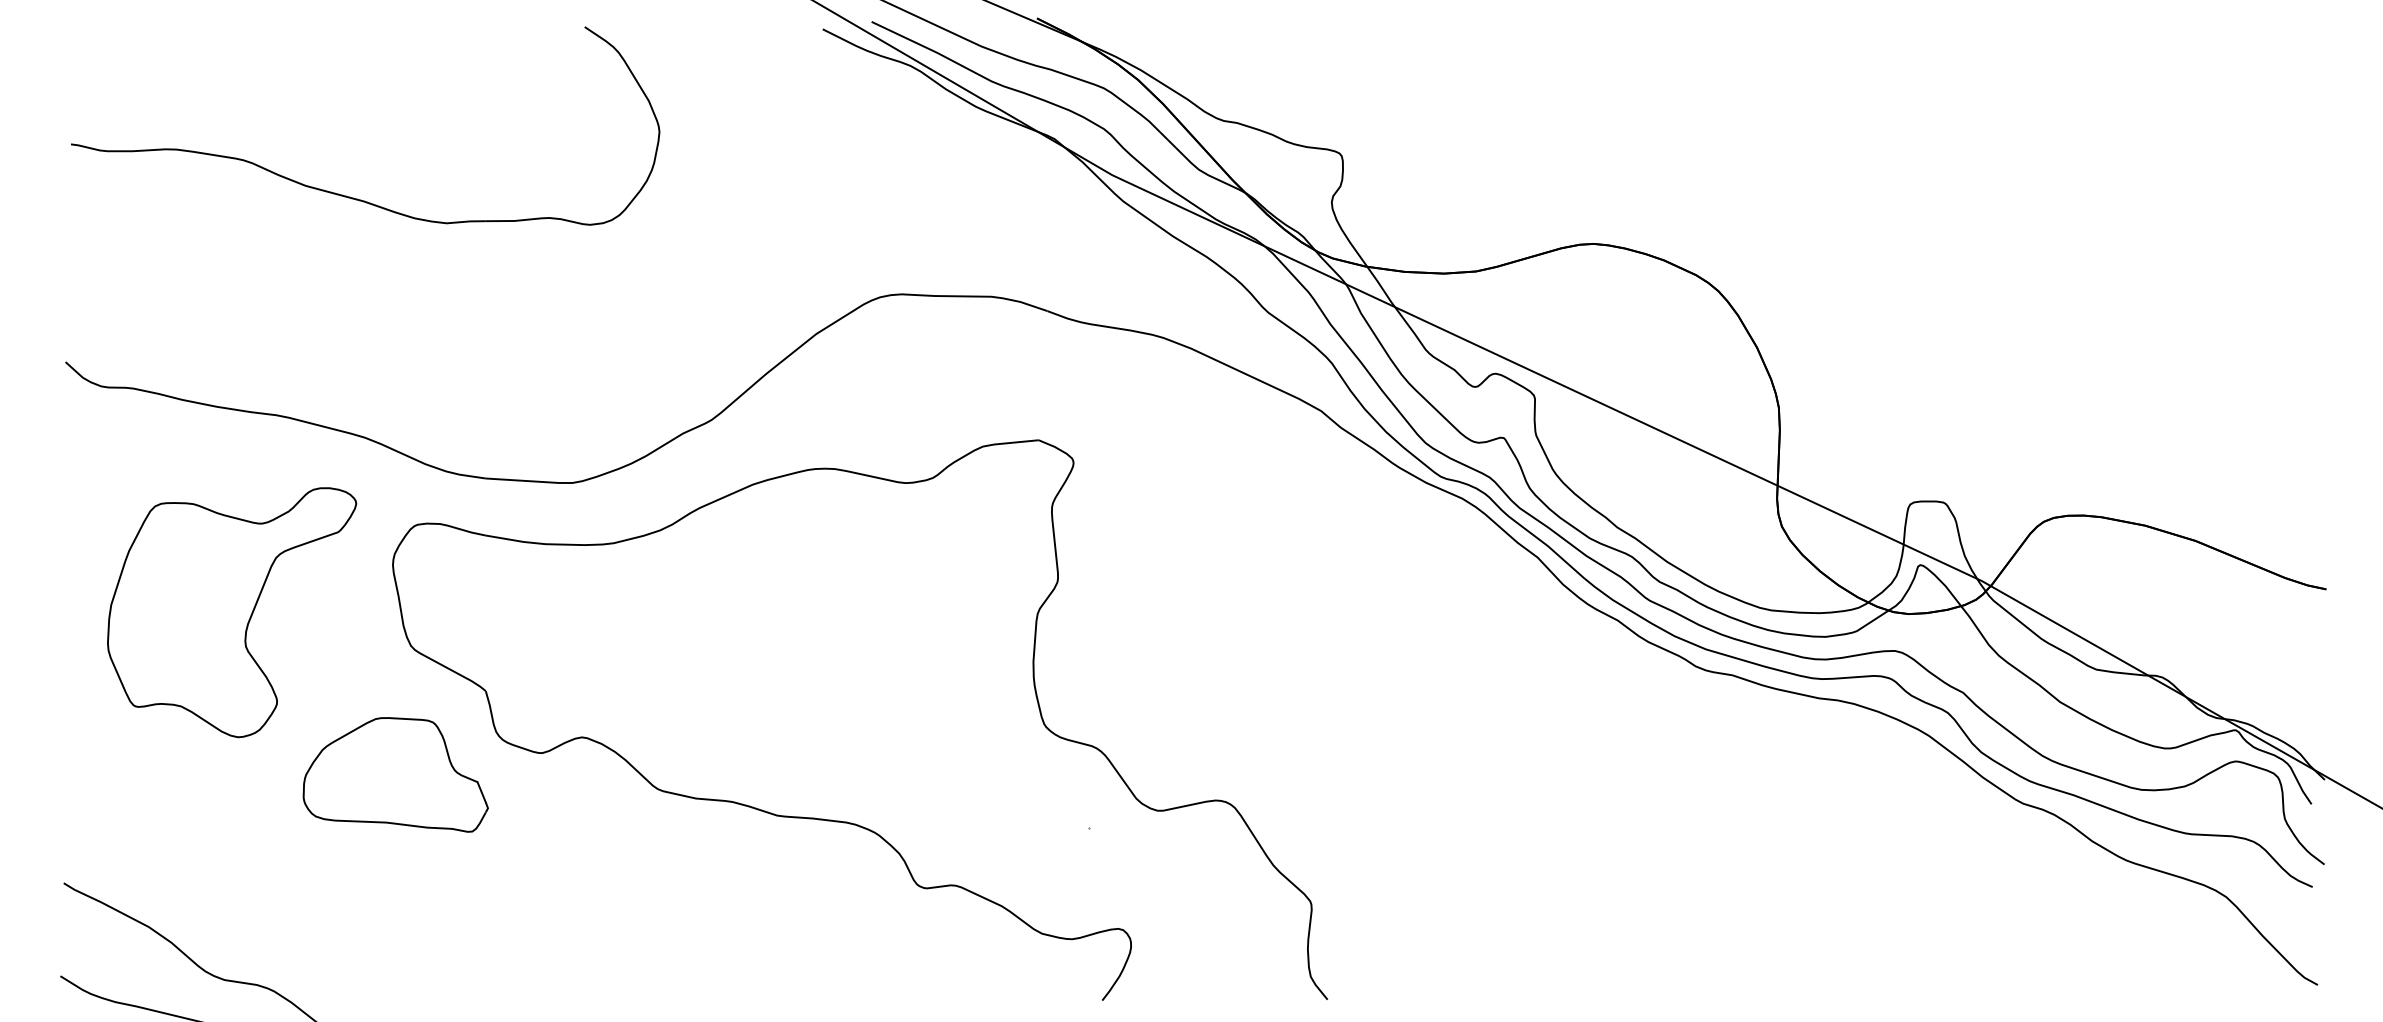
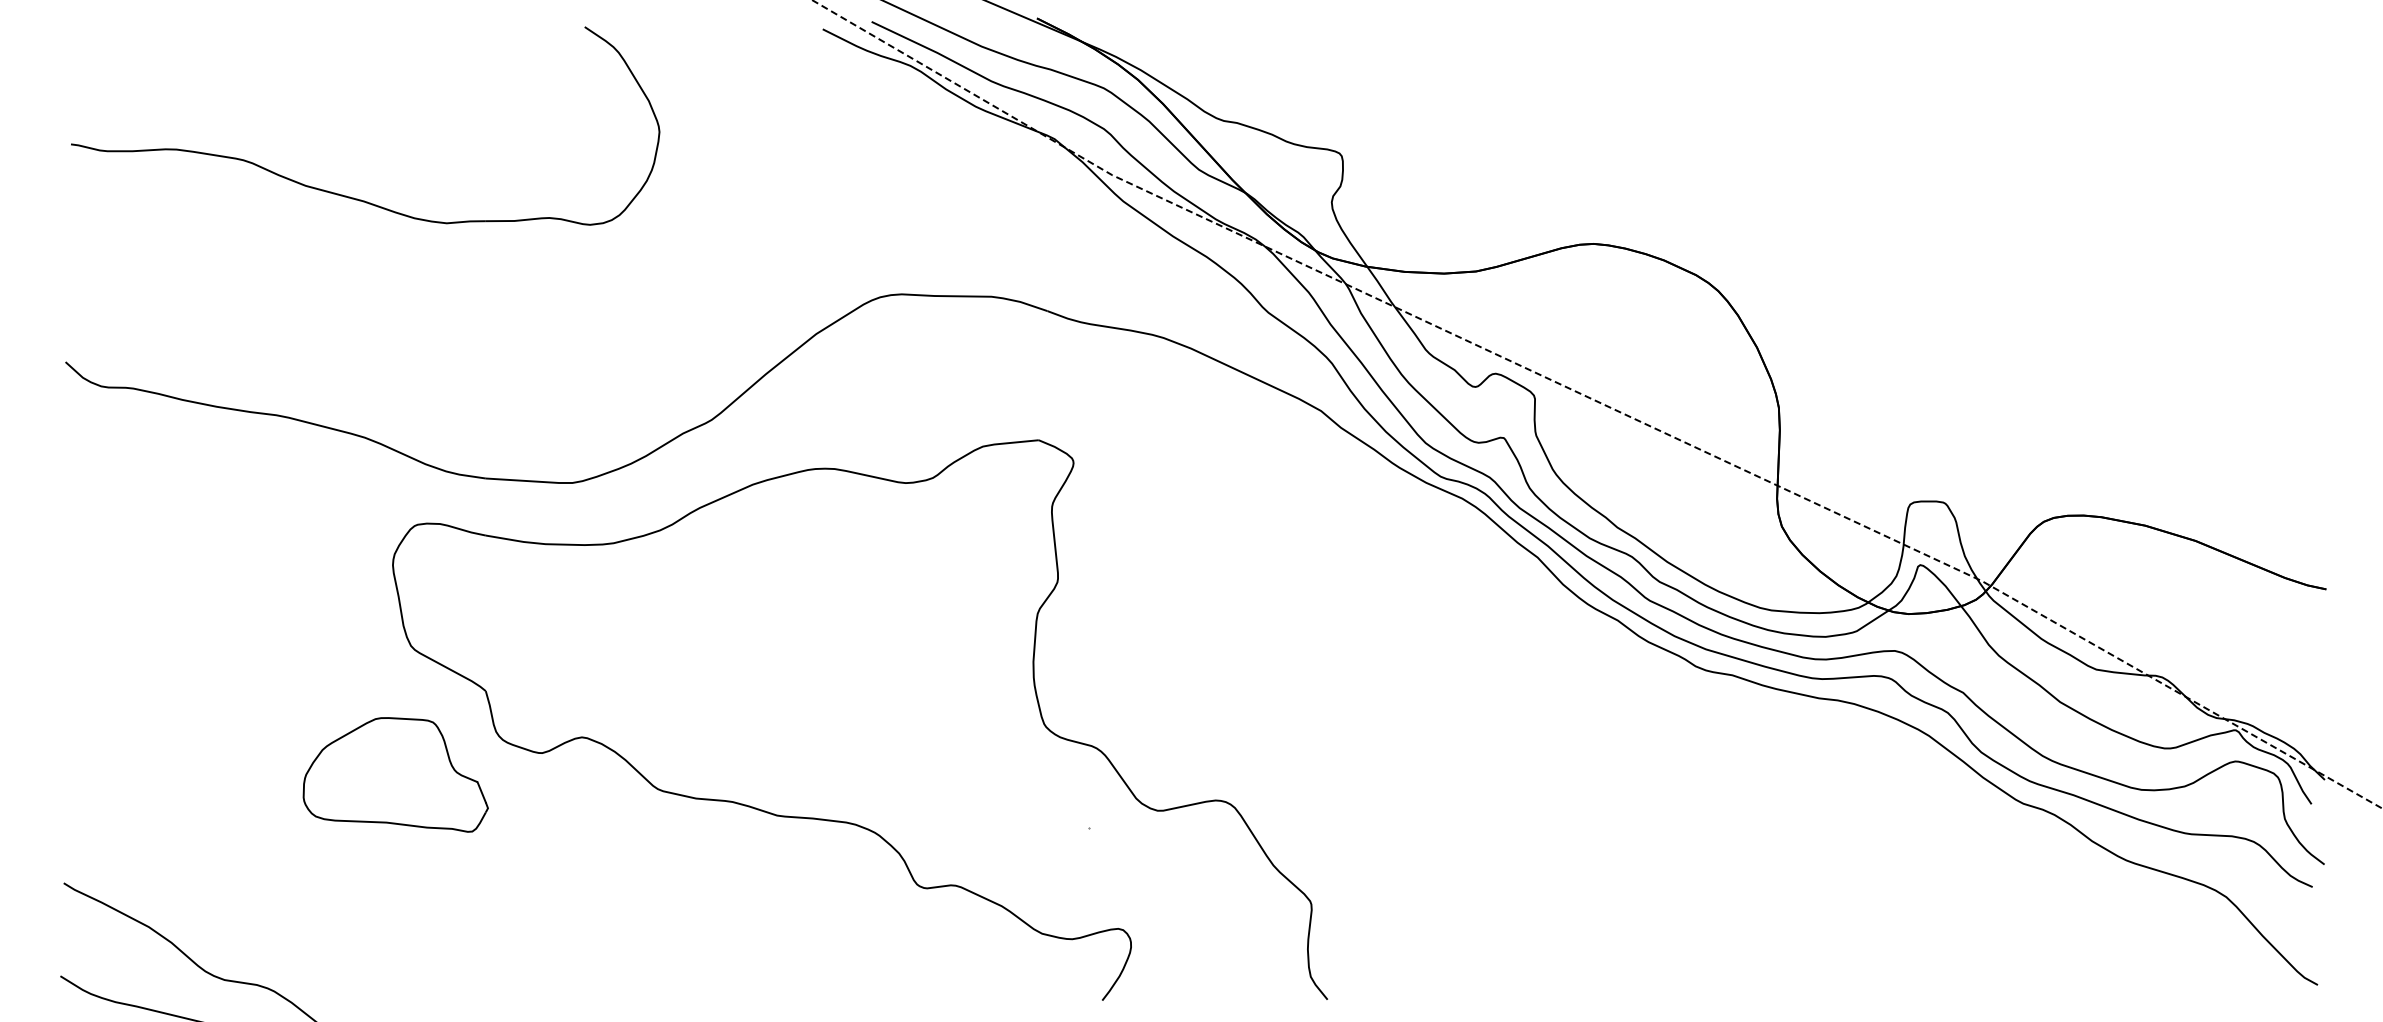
line: solid -> dashed (1598, 402)
part: present -> none (232, 612)
